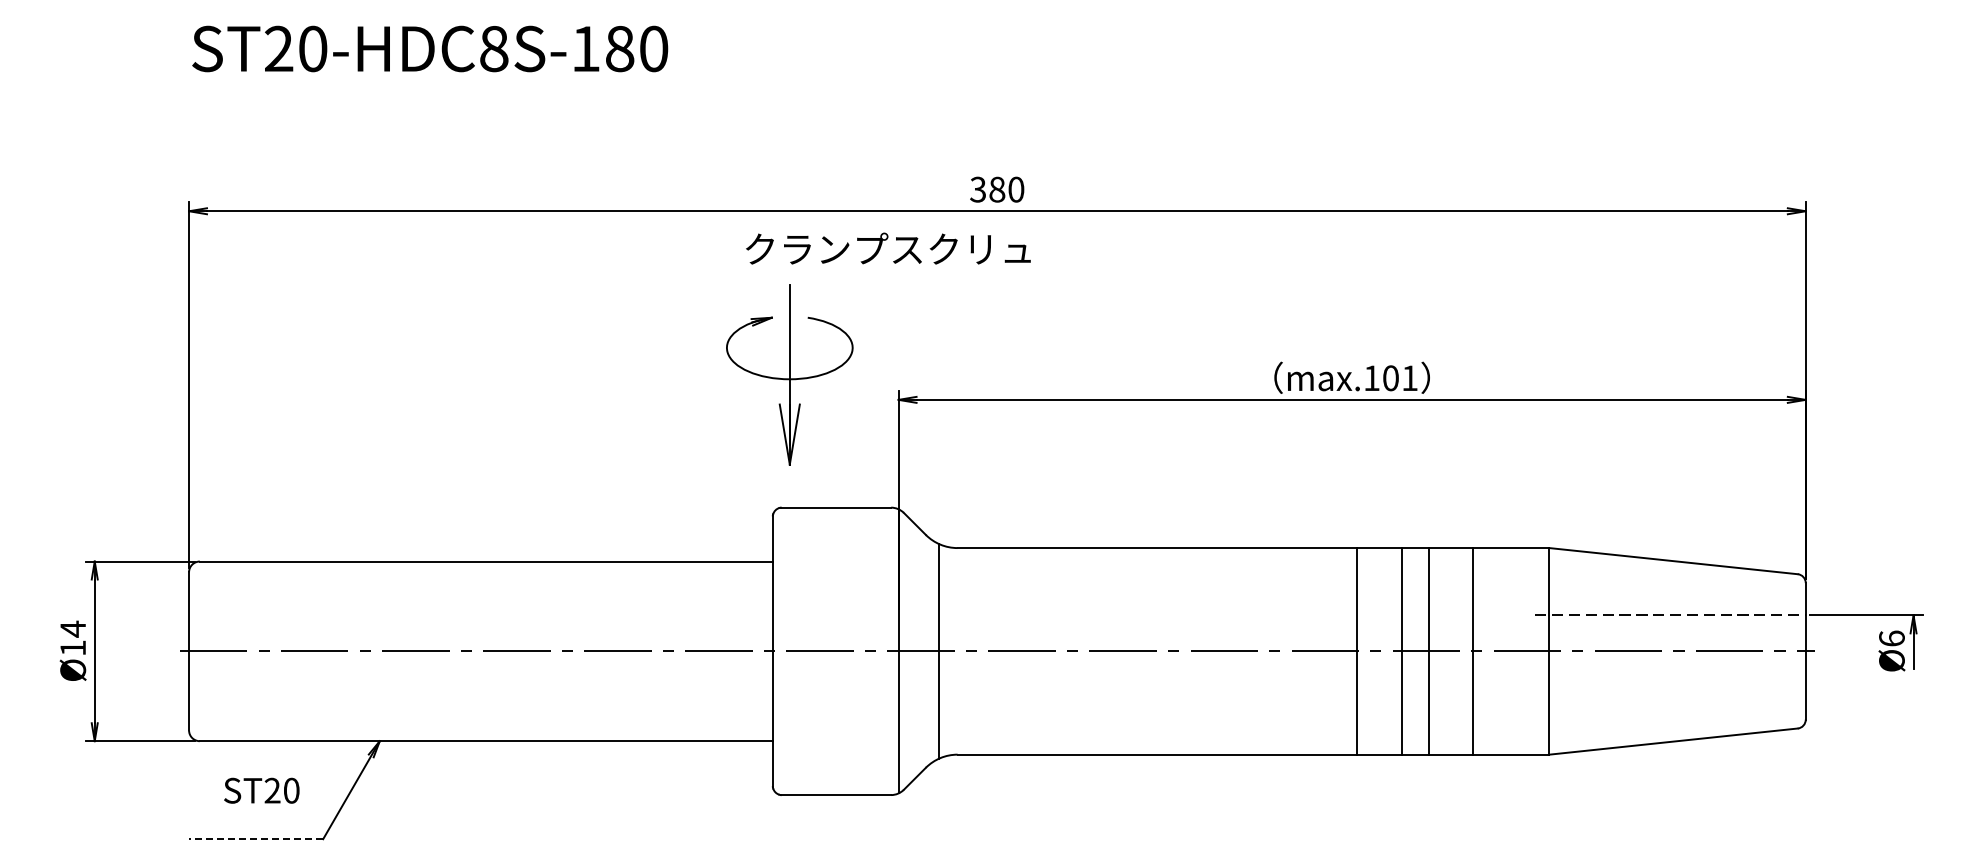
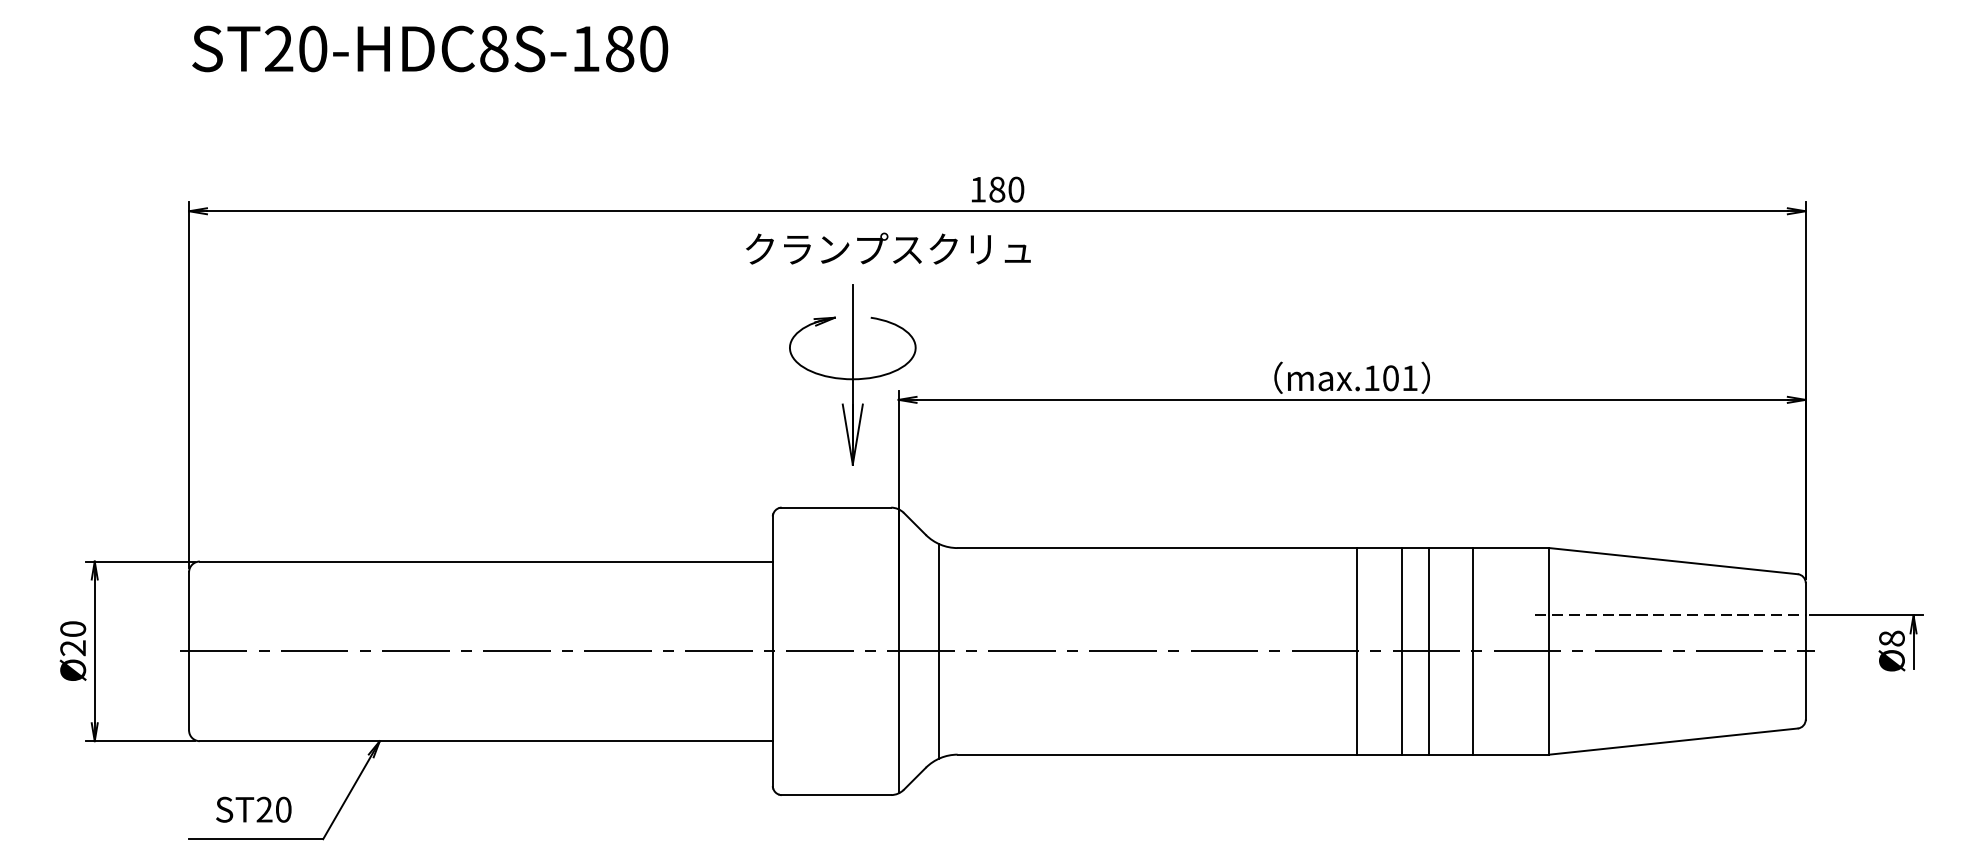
text: 380 -> 180 (977, 189)
part position: (789, 374) -> (852, 374) (852, 374)
text: 14 -> 20 (73, 638)
text: 6 -> 8 (1891, 638)
text position: (261, 790) -> (253, 809) (253, 809)
line: dashed -> solid (255, 839)
